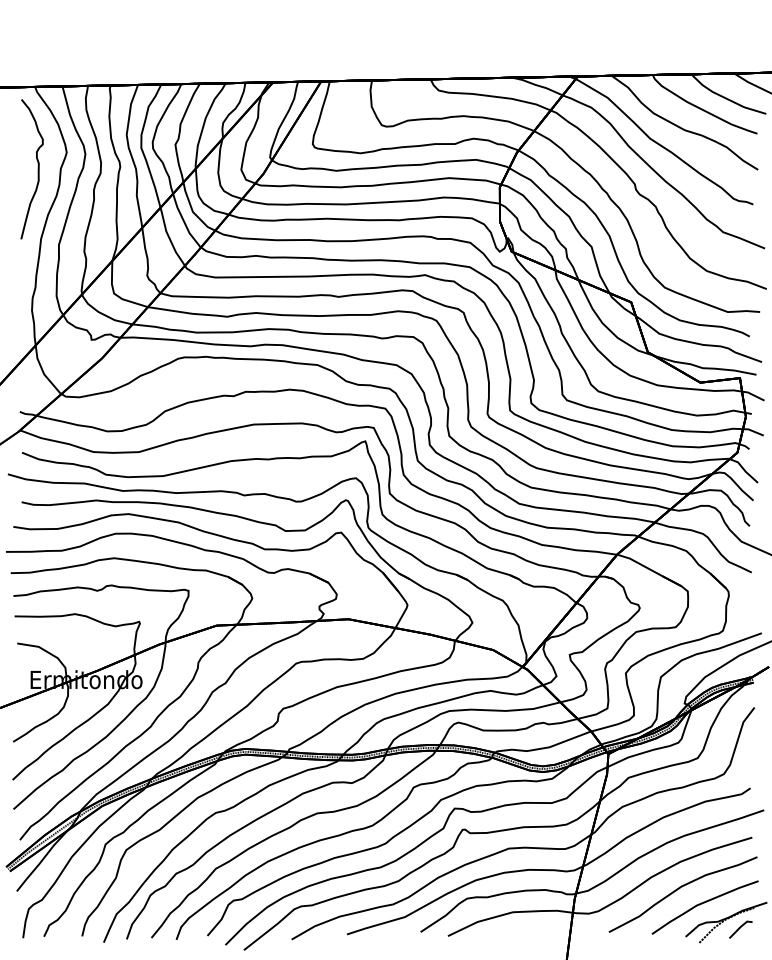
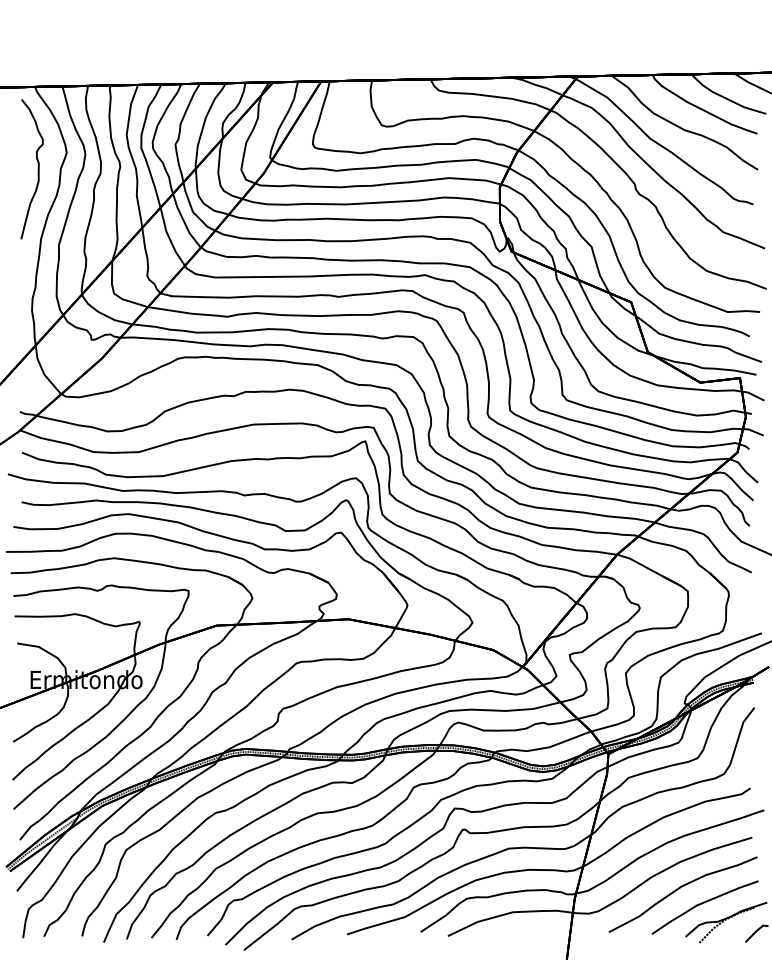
part position: (740, 929) -> (756, 933) (756, 933)
